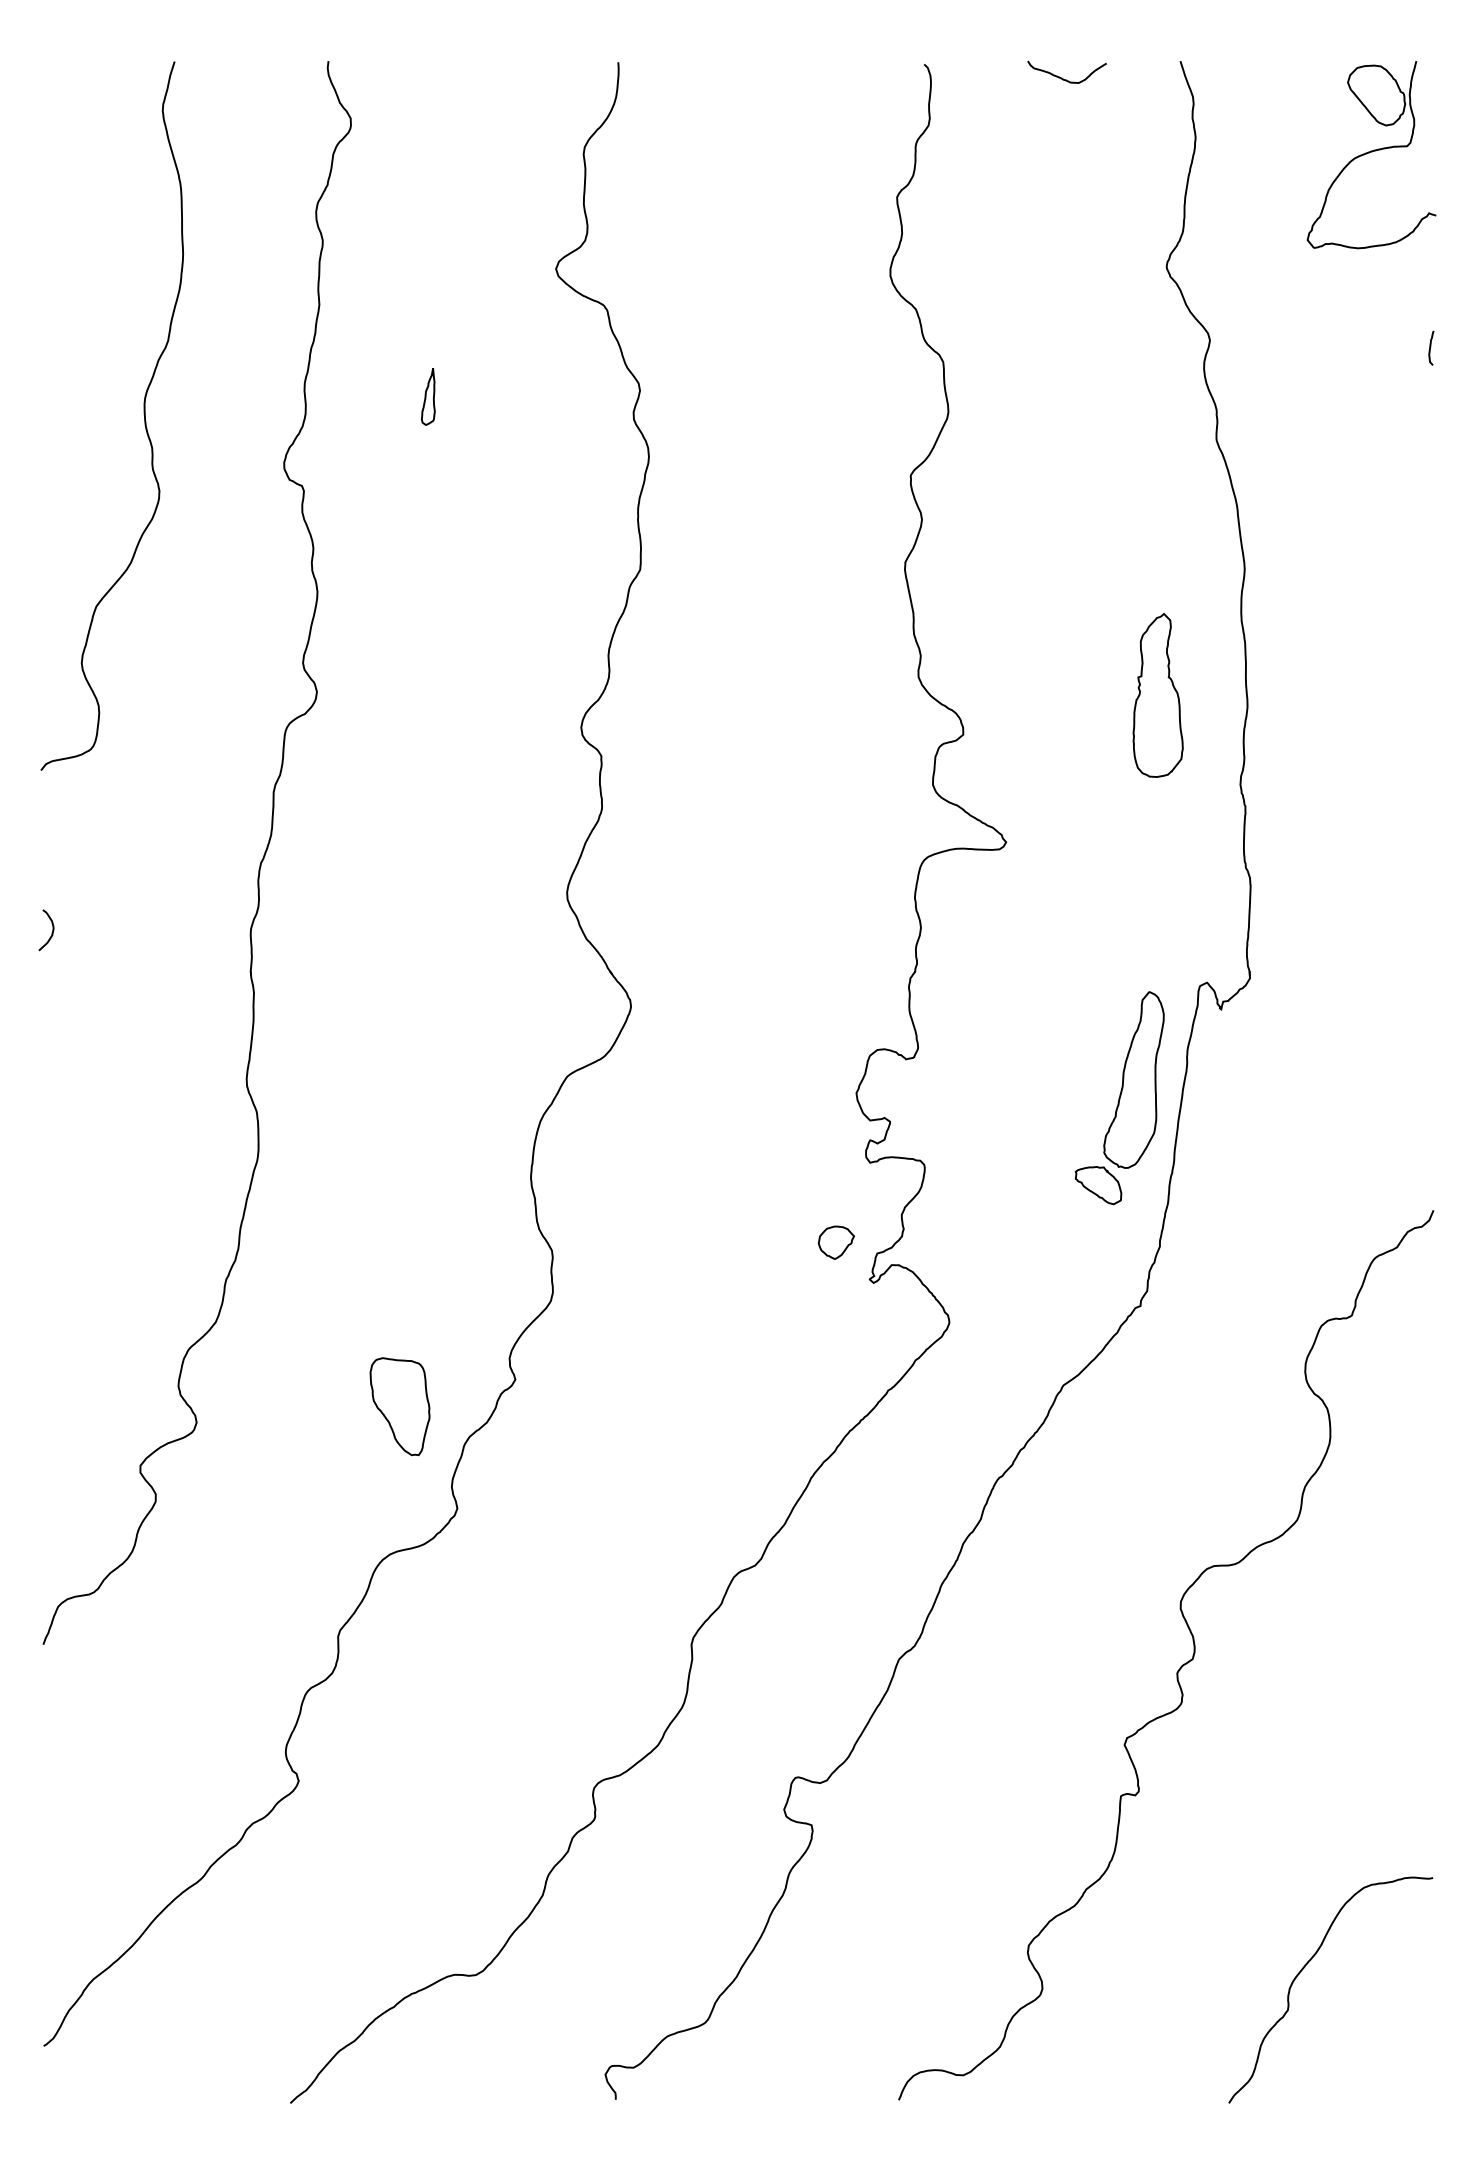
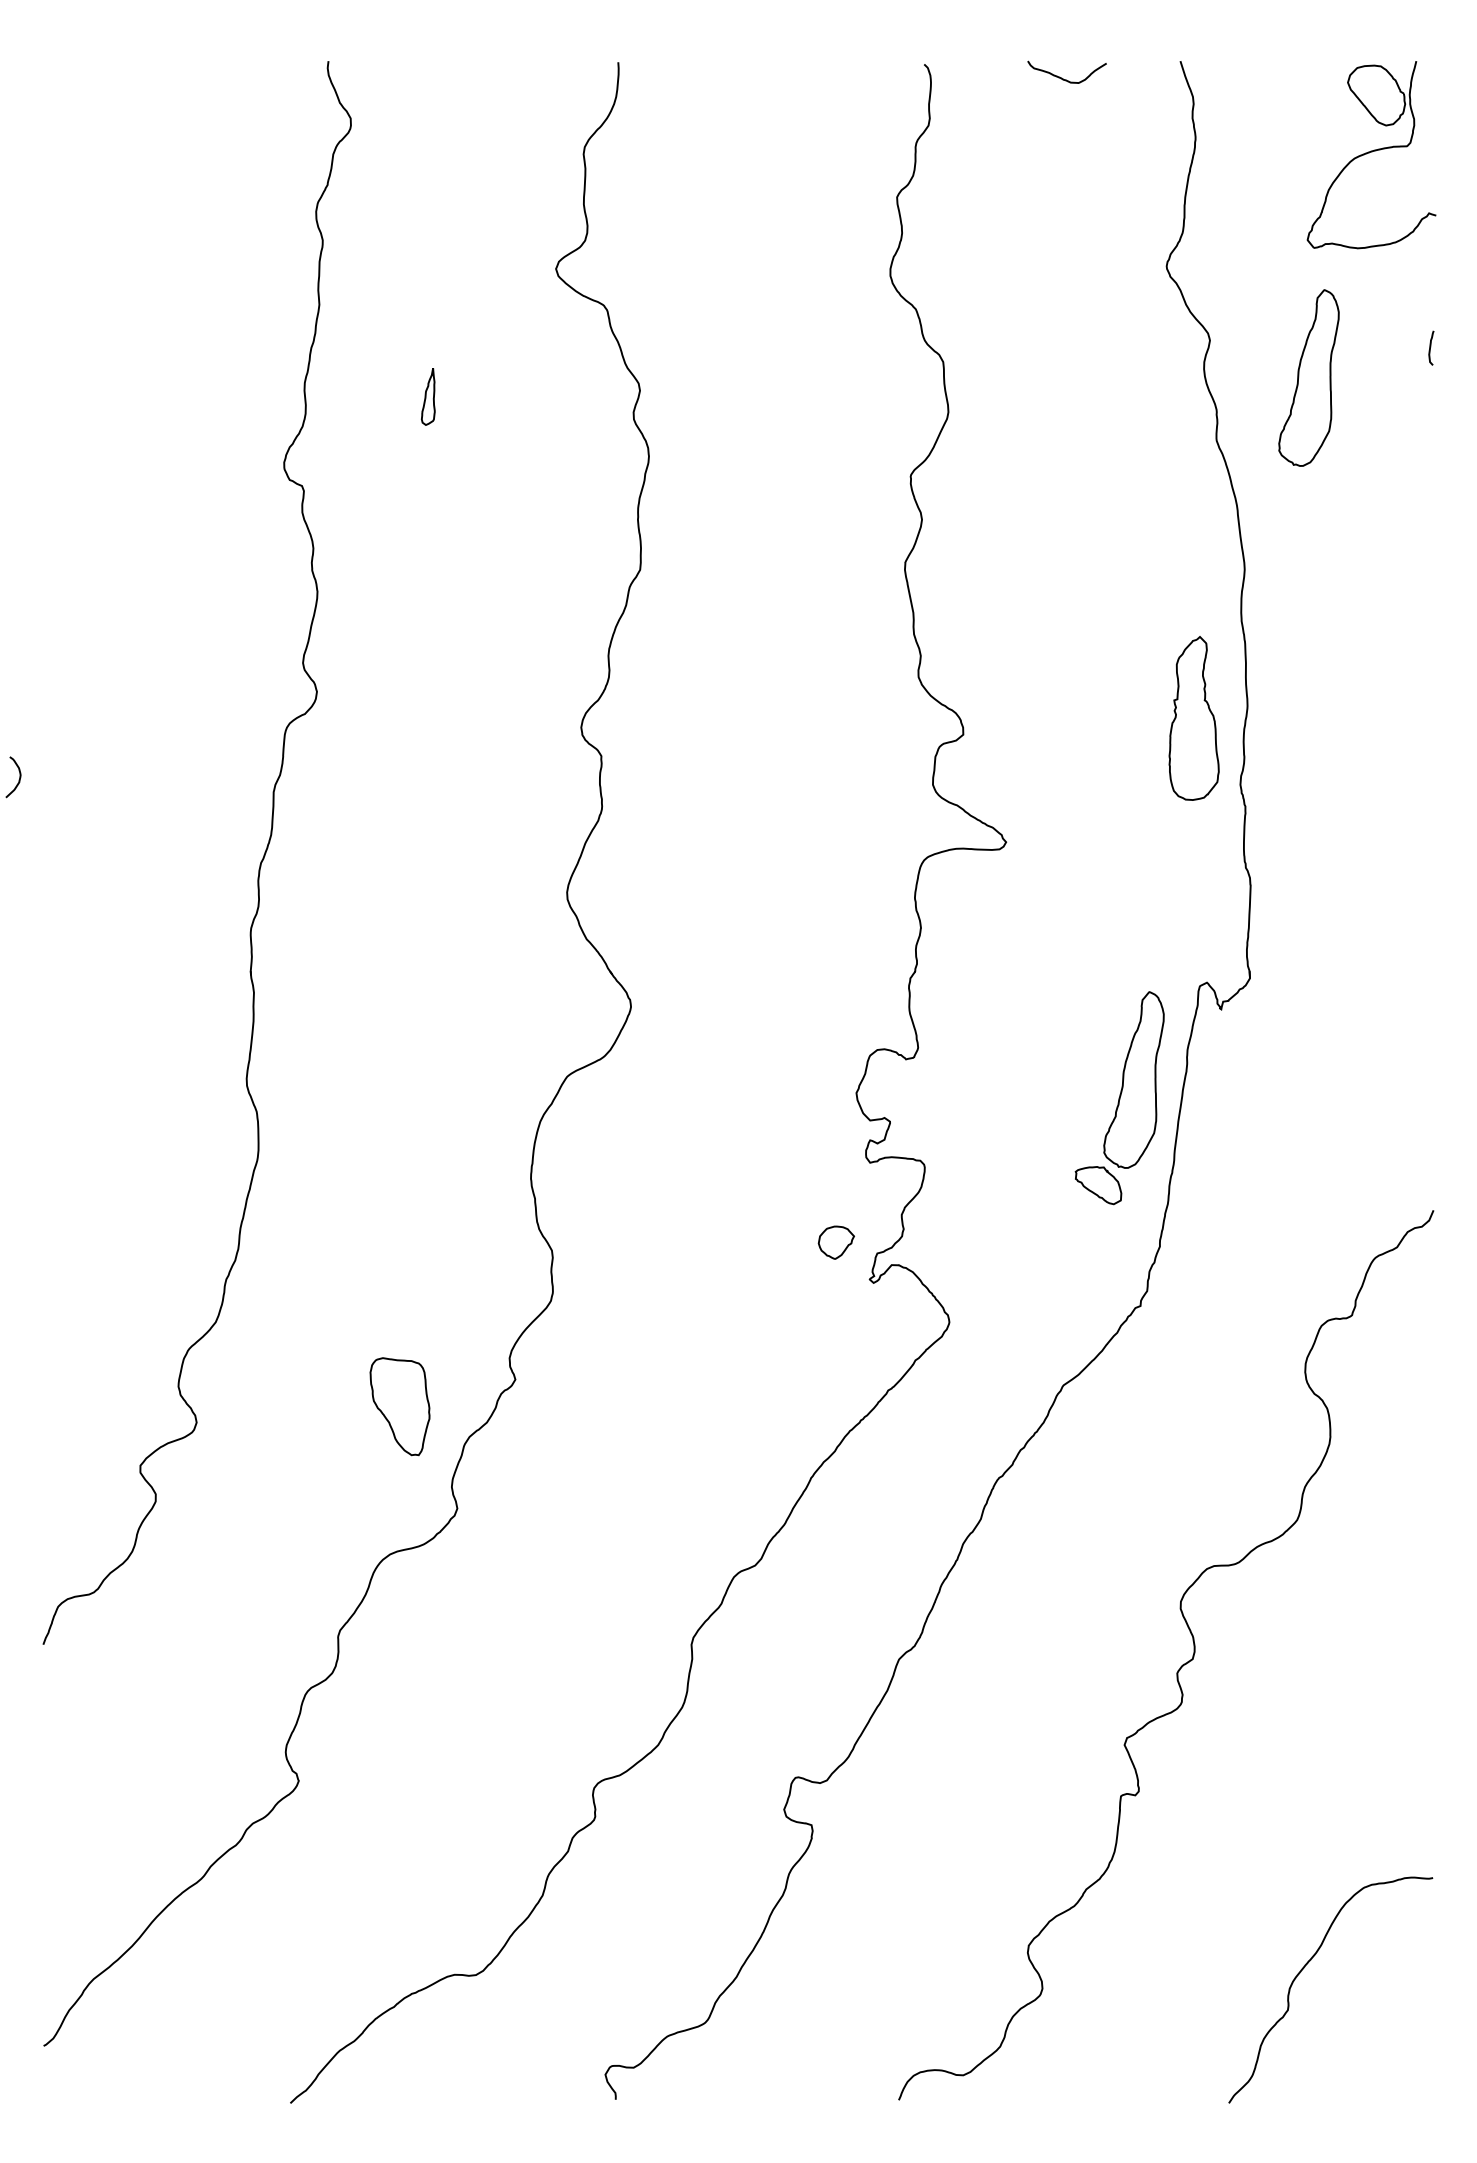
part: none -> present (1308, 377)
curve: present -> none (143, 414)
part position: (1157, 695) -> (1193, 718) (1193, 718)
curve position: (51, 932) -> (18, 779) (18, 779)
